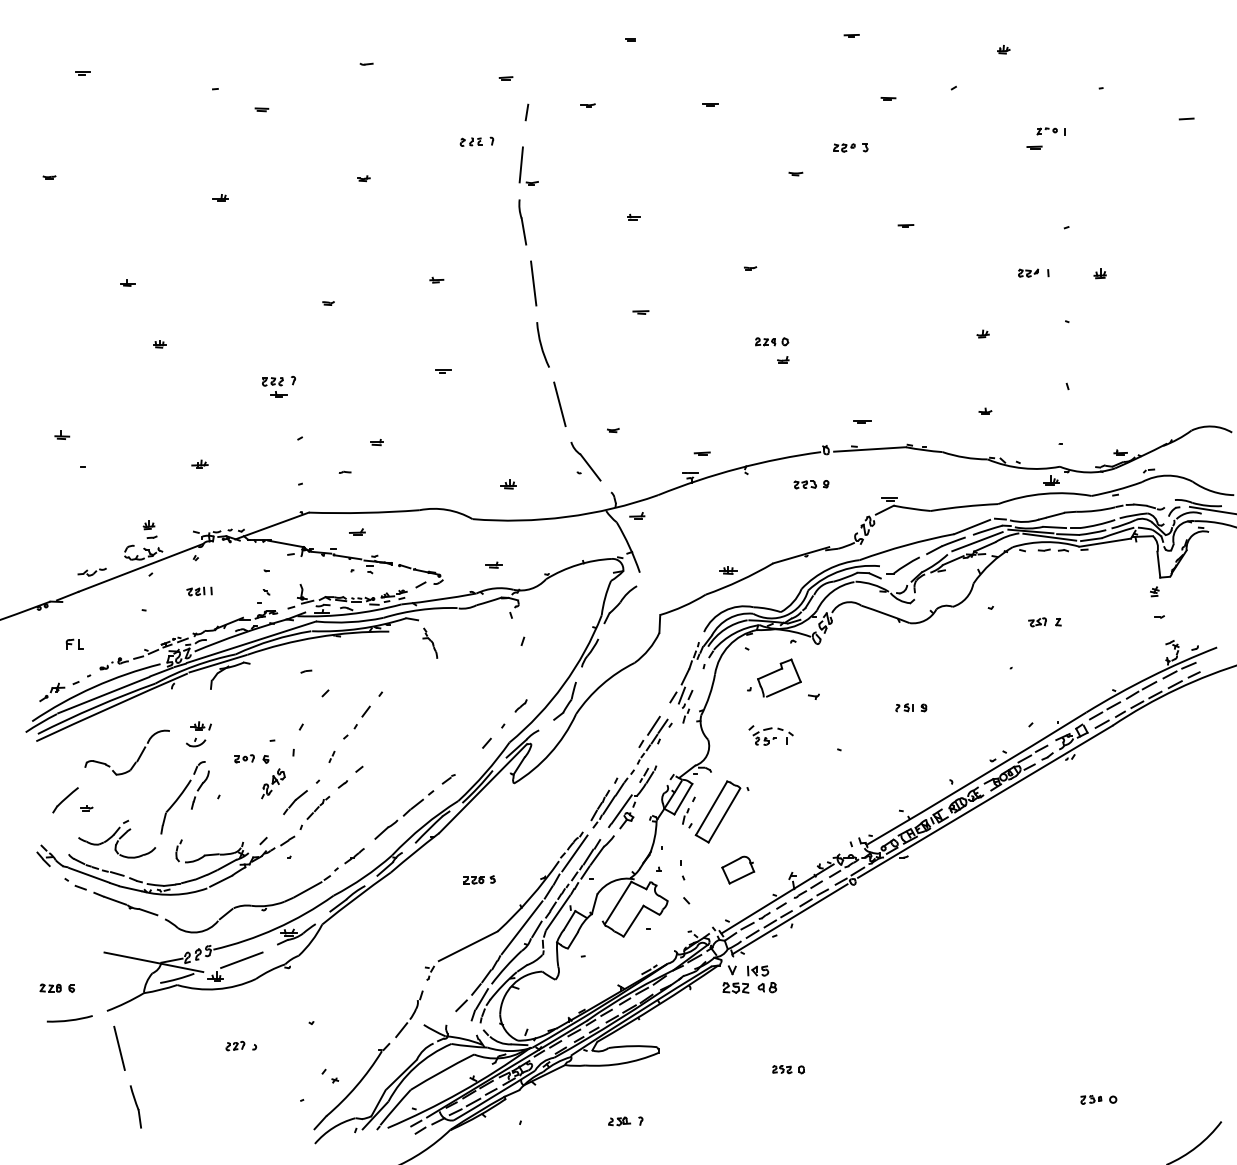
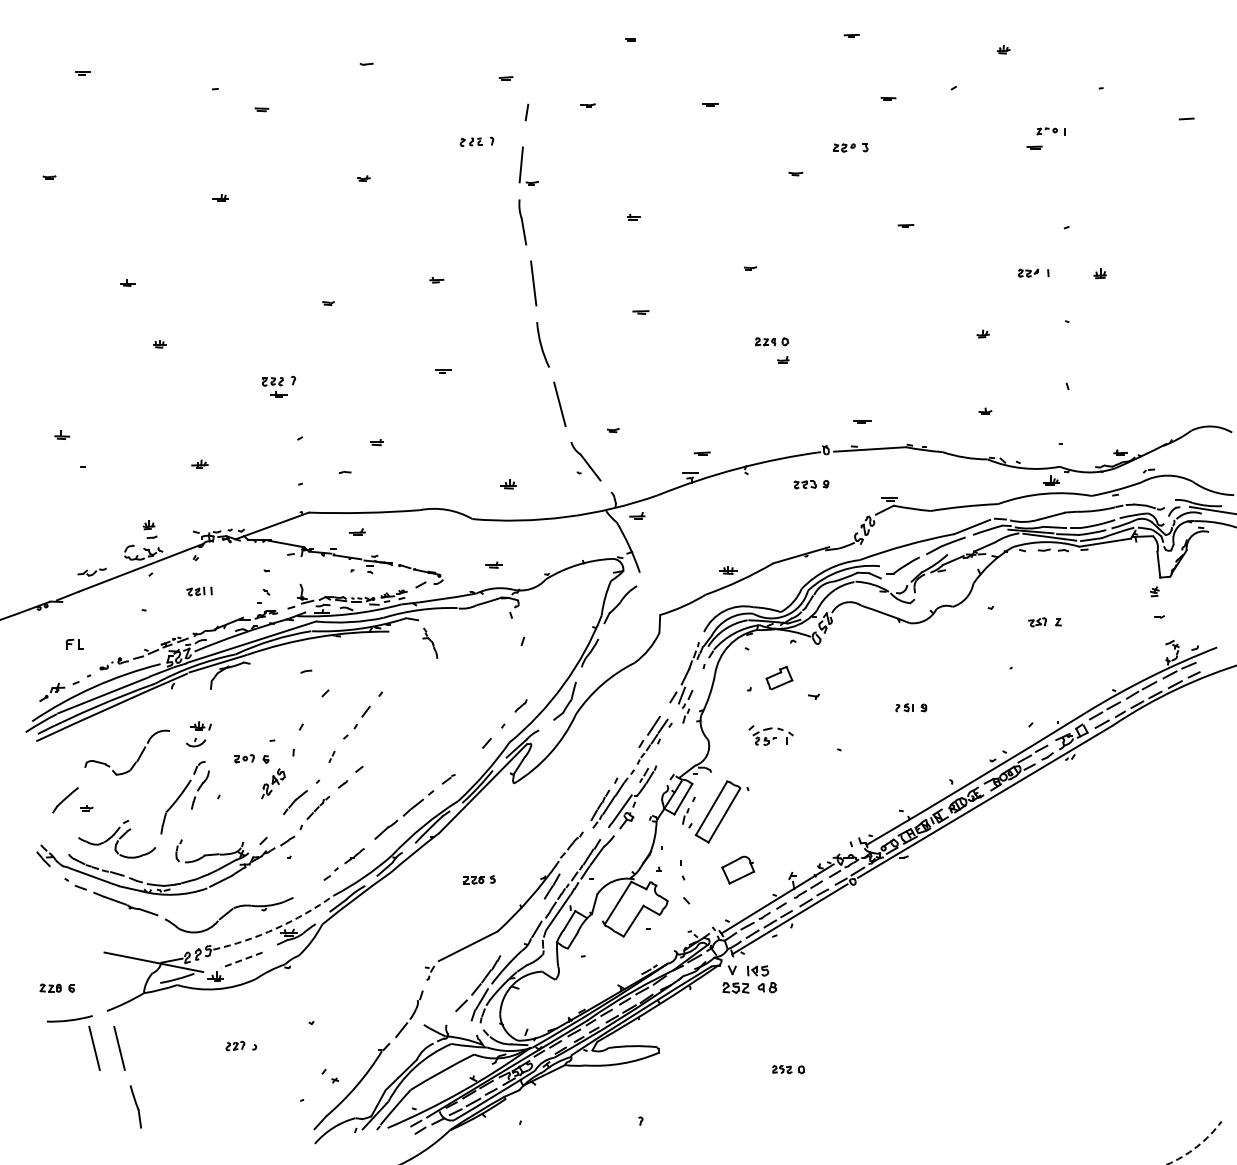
line: present -> none (977, 541)
part size: 45x40 px -> 29x25 px (779, 678)
line: present -> none (574, 853)
line: present -> none (307, 889)
line: present -> none (521, 927)
arc: solid -> dashed (276, 928)
line: solid -> dashed (241, 960)
line: none -> present (94, 1047)
part: present -> none (1098, 1099)
part: present -> none (619, 1121)
arc: solid -> dashed (1196, 1146)
